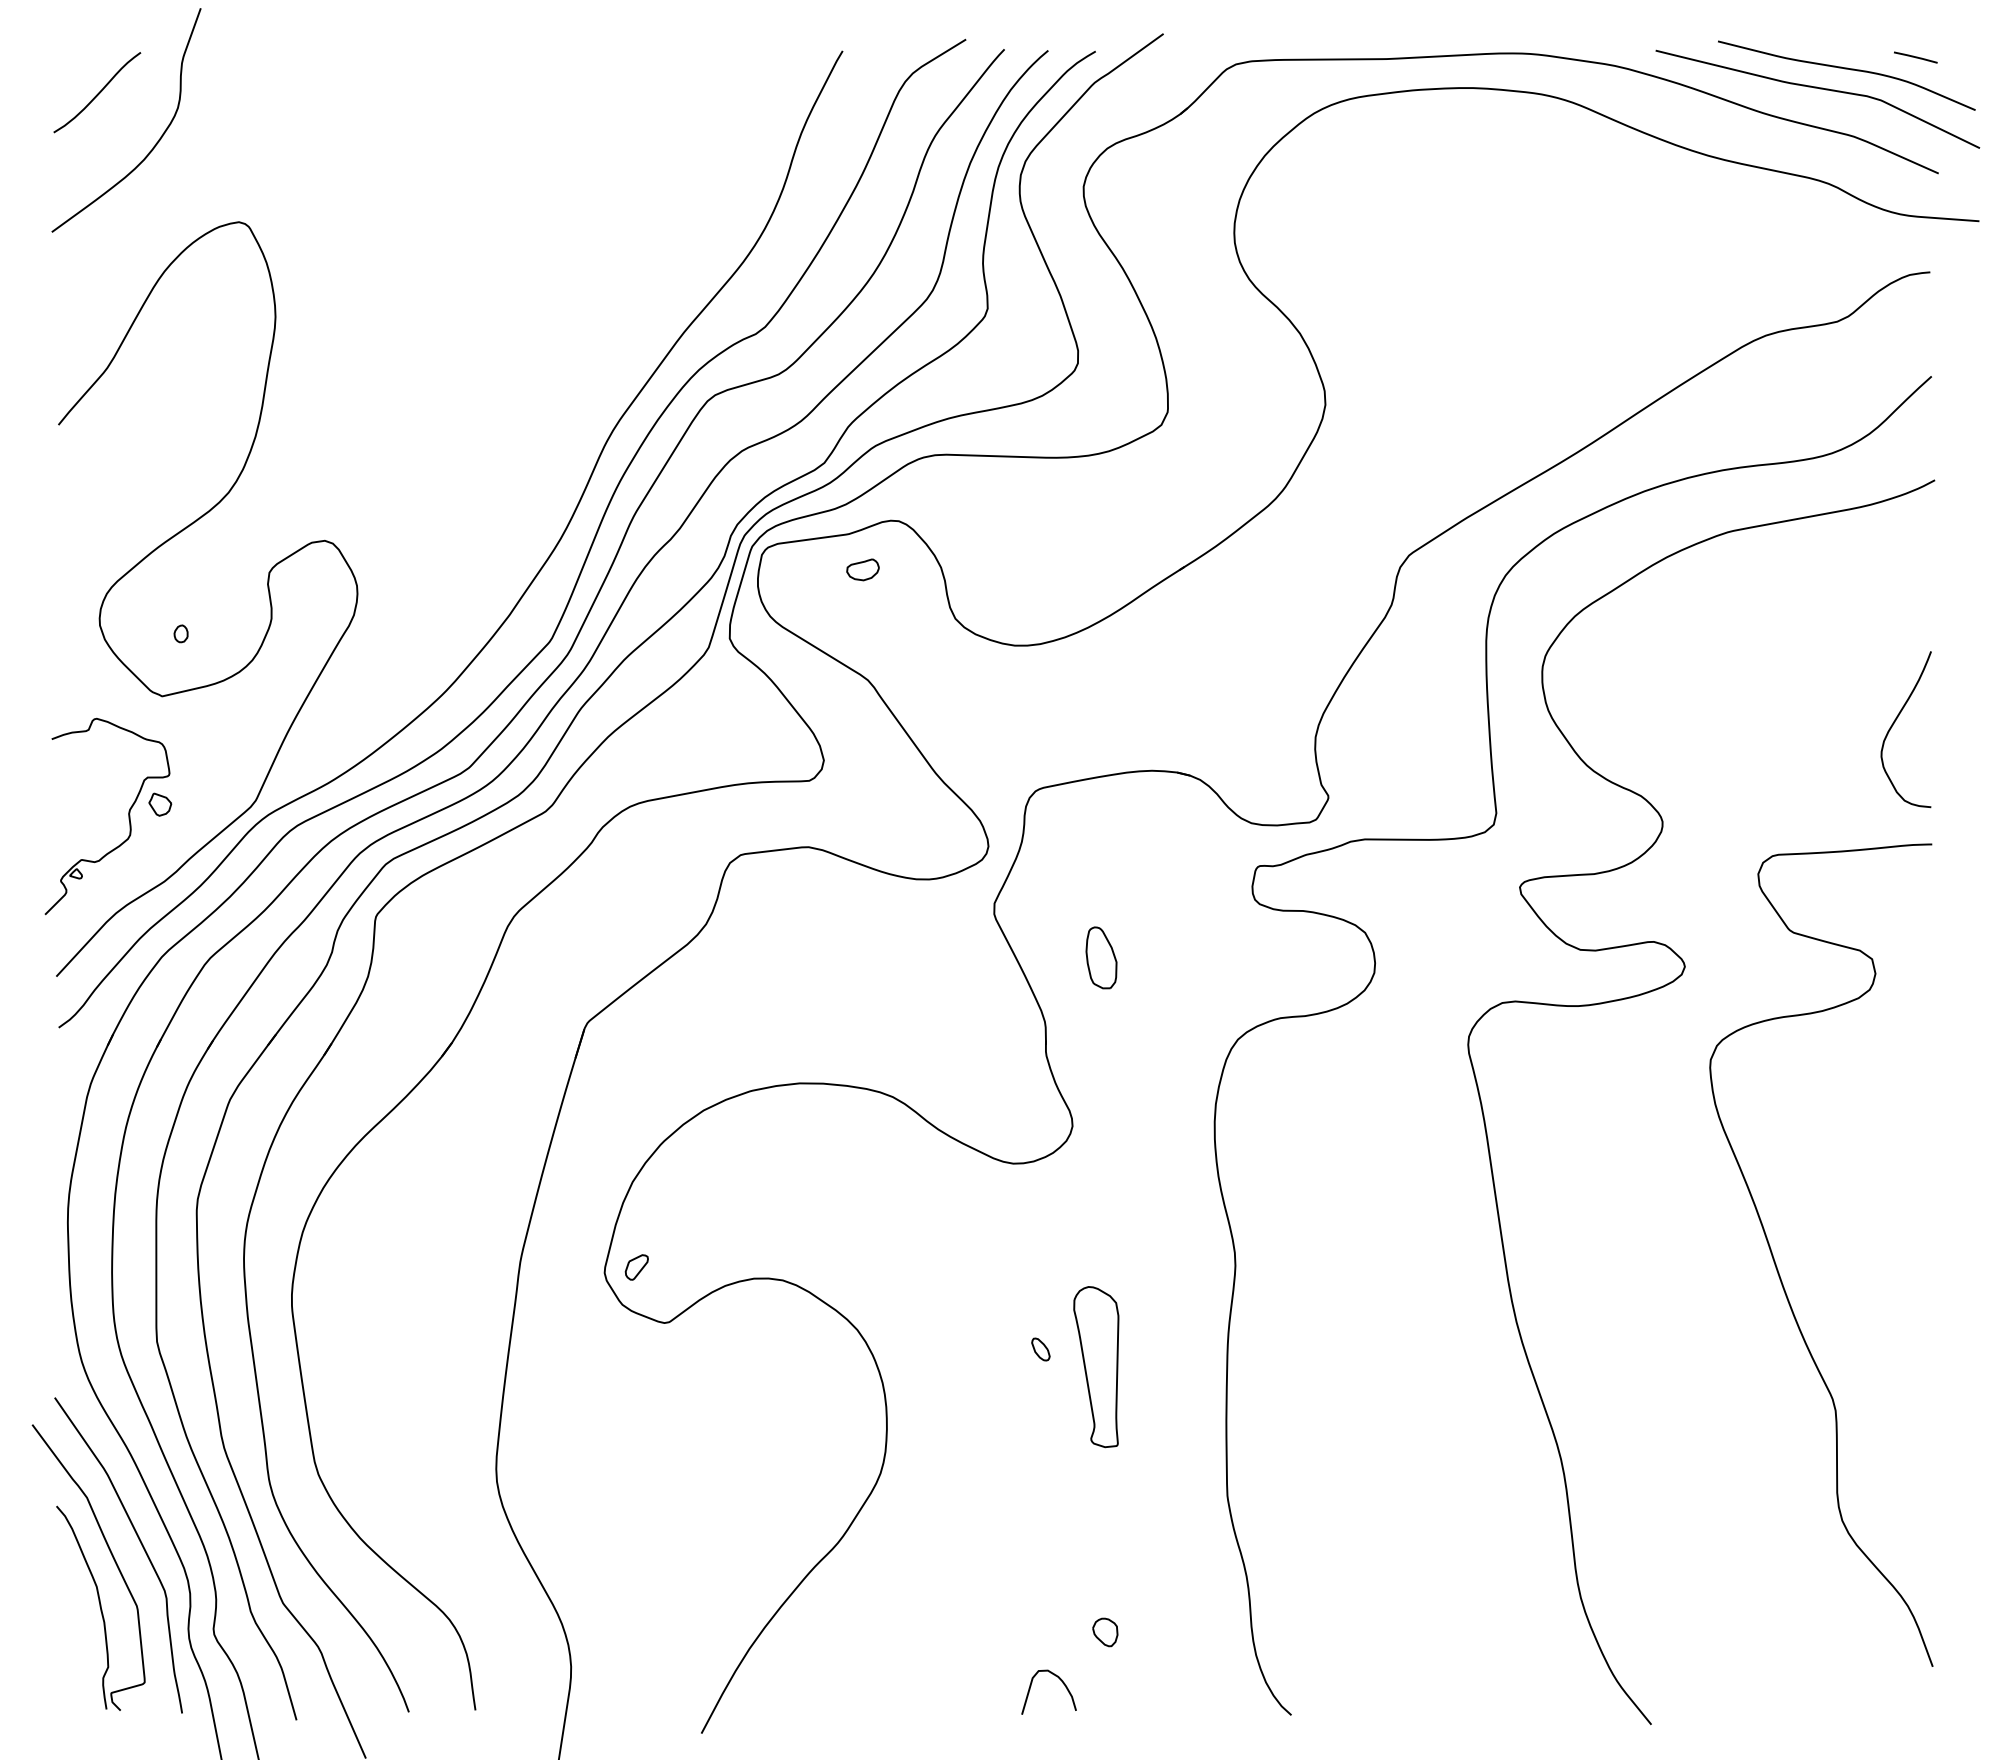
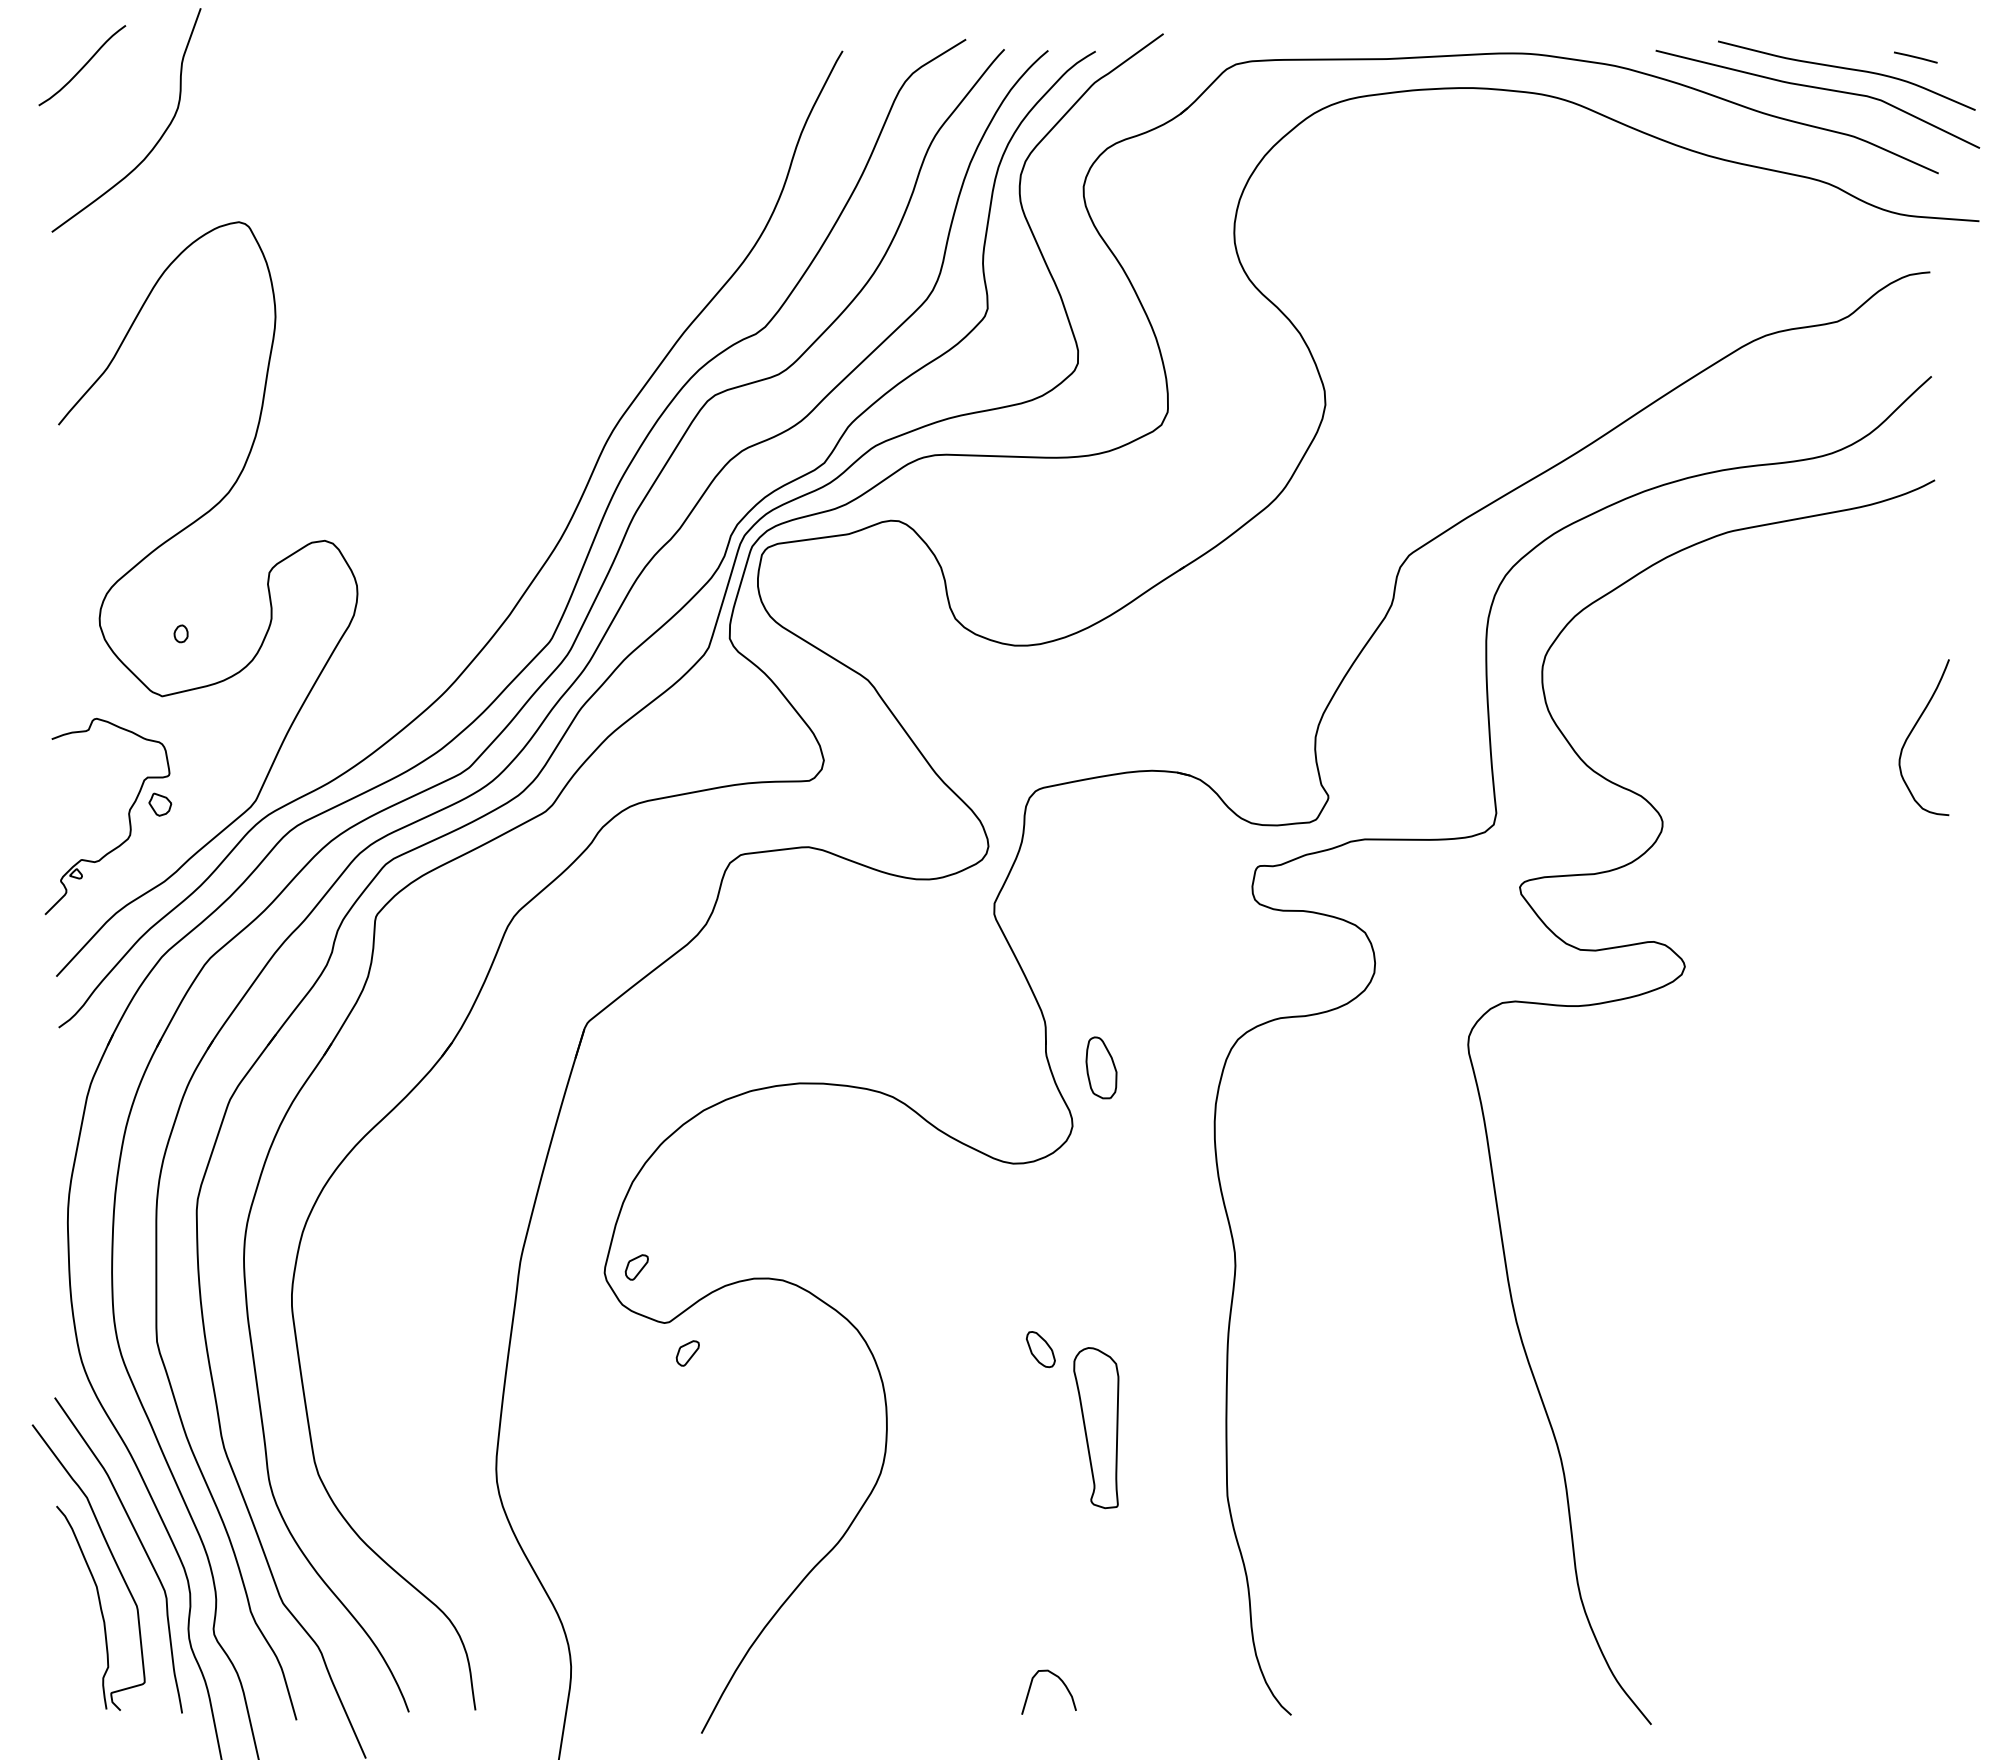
curve position: (98, 92) -> (83, 65) (83, 65)
part: present -> none (862, 569)
curve position: (1895, 722) -> (1913, 730) (1913, 730)
part position: (1101, 957) -> (1101, 1067) (1101, 1067)
curve: present -> none (1778, 1269)
part size: 20x25 px -> 30x38 px (1040, 1349)
part: none -> present (687, 1353)
part position: (1096, 1367) -> (1096, 1428) (1096, 1428)
part: present -> none (1105, 1632)
